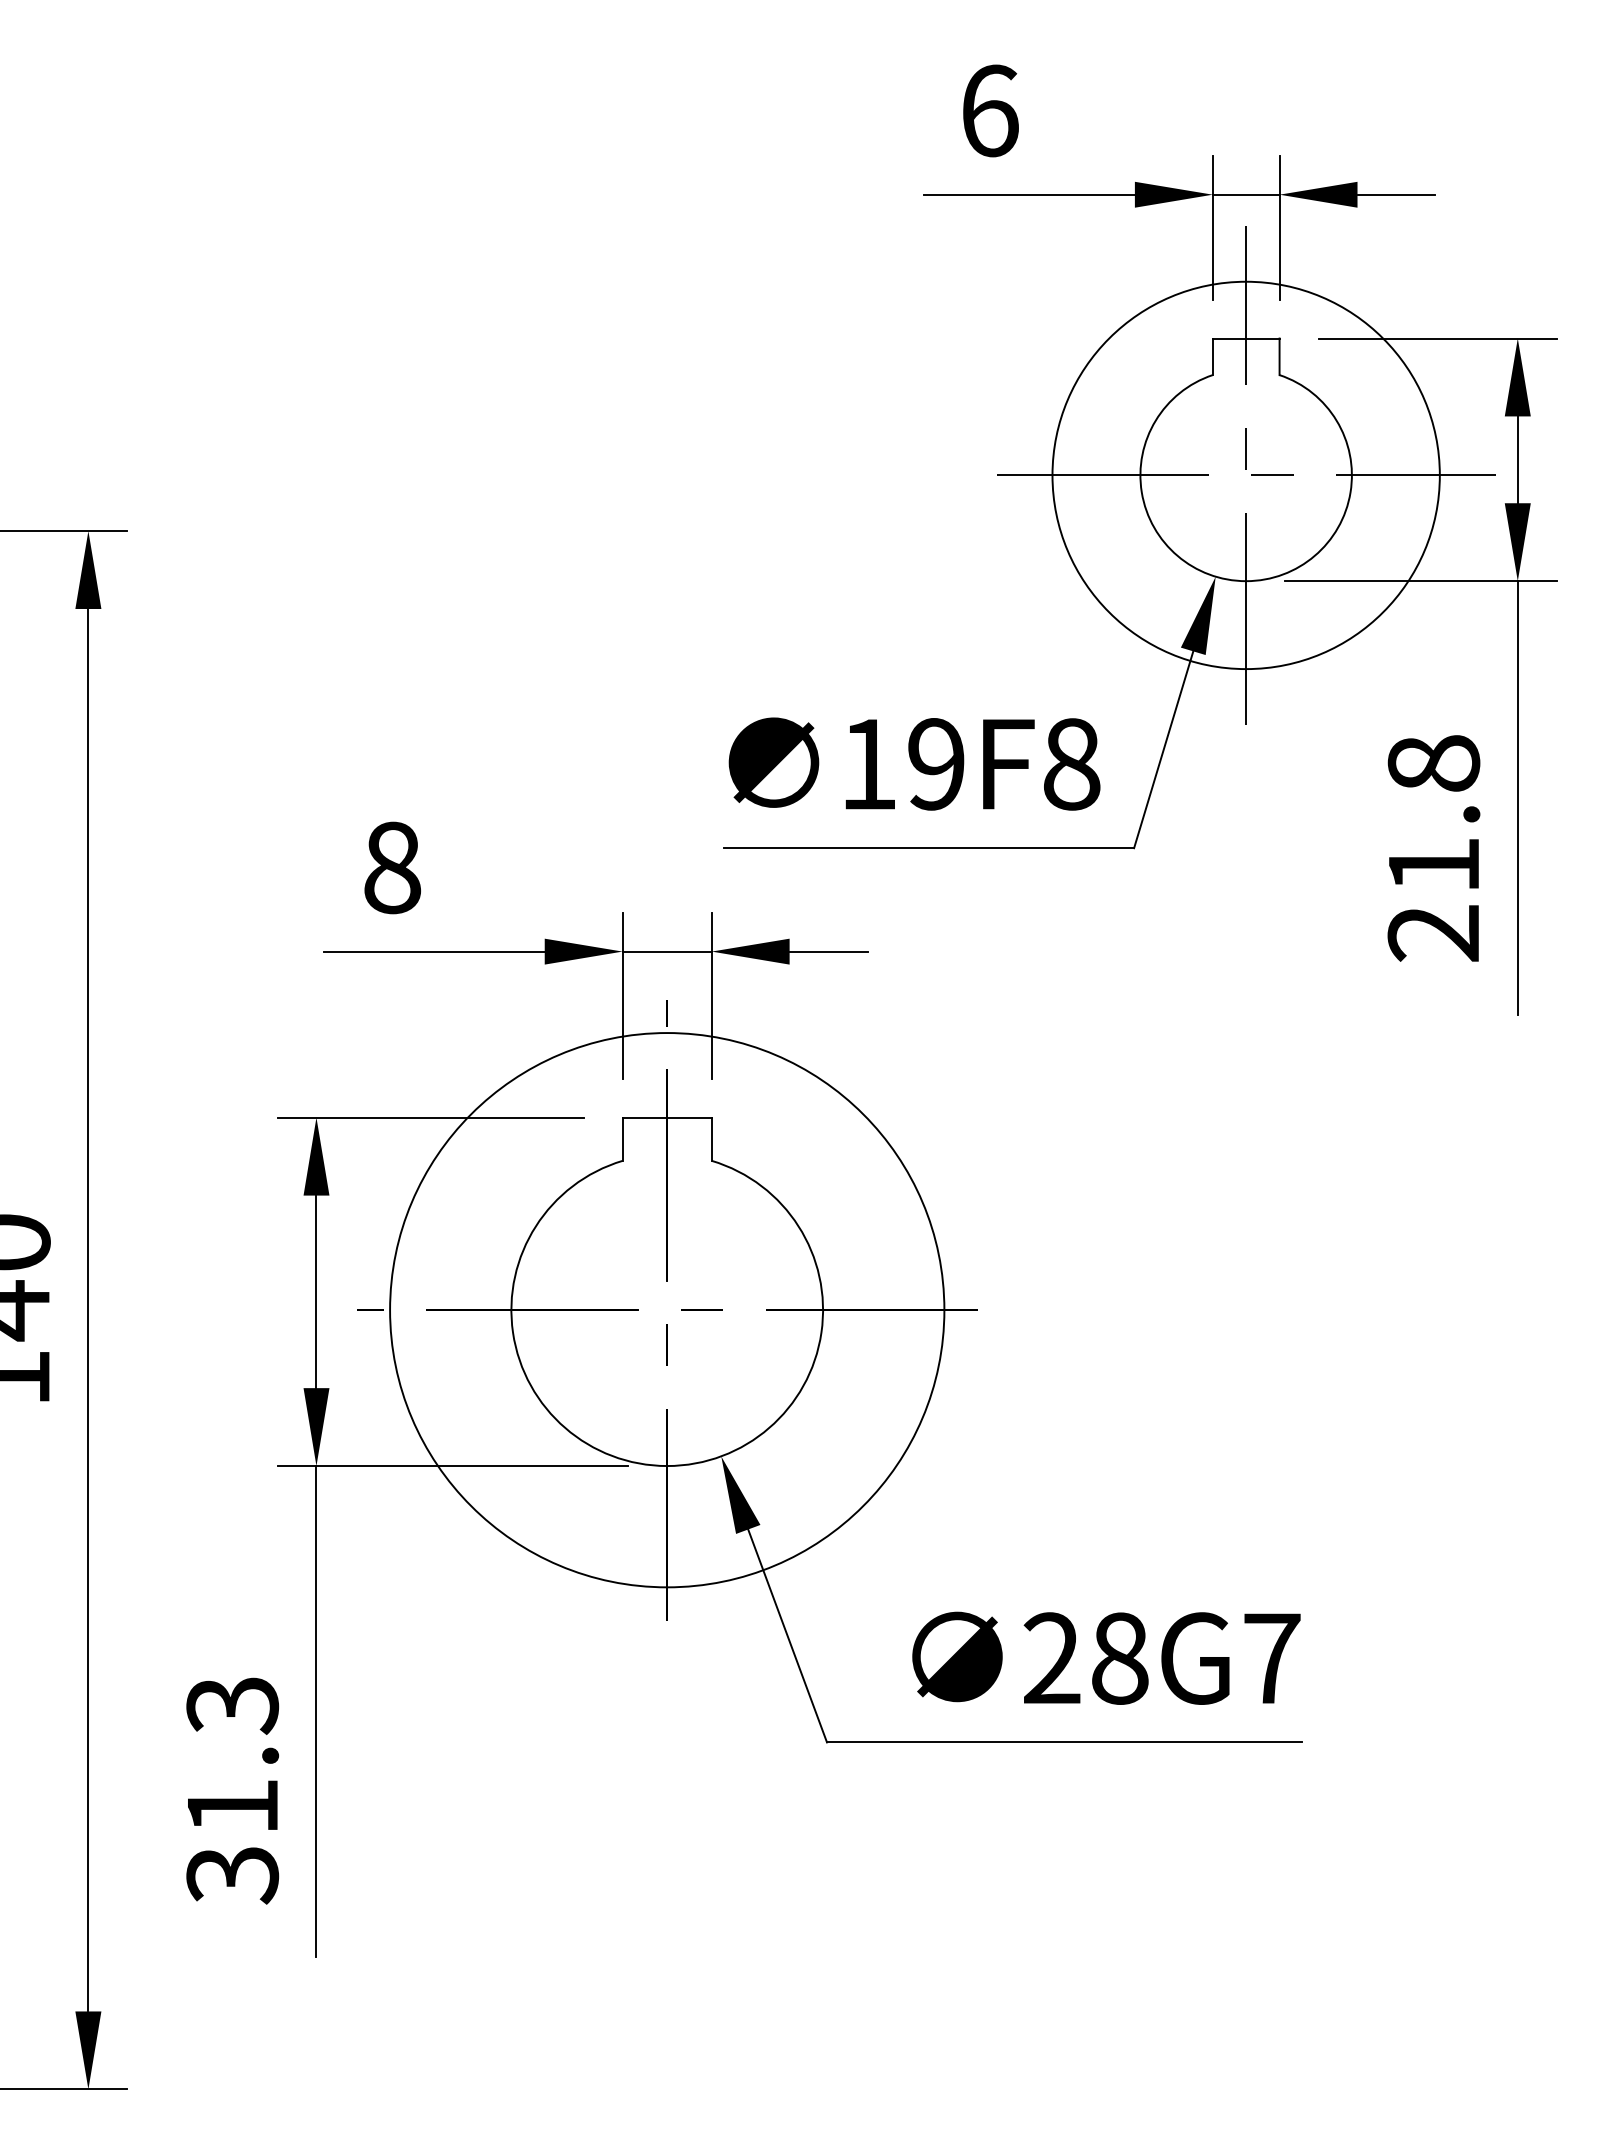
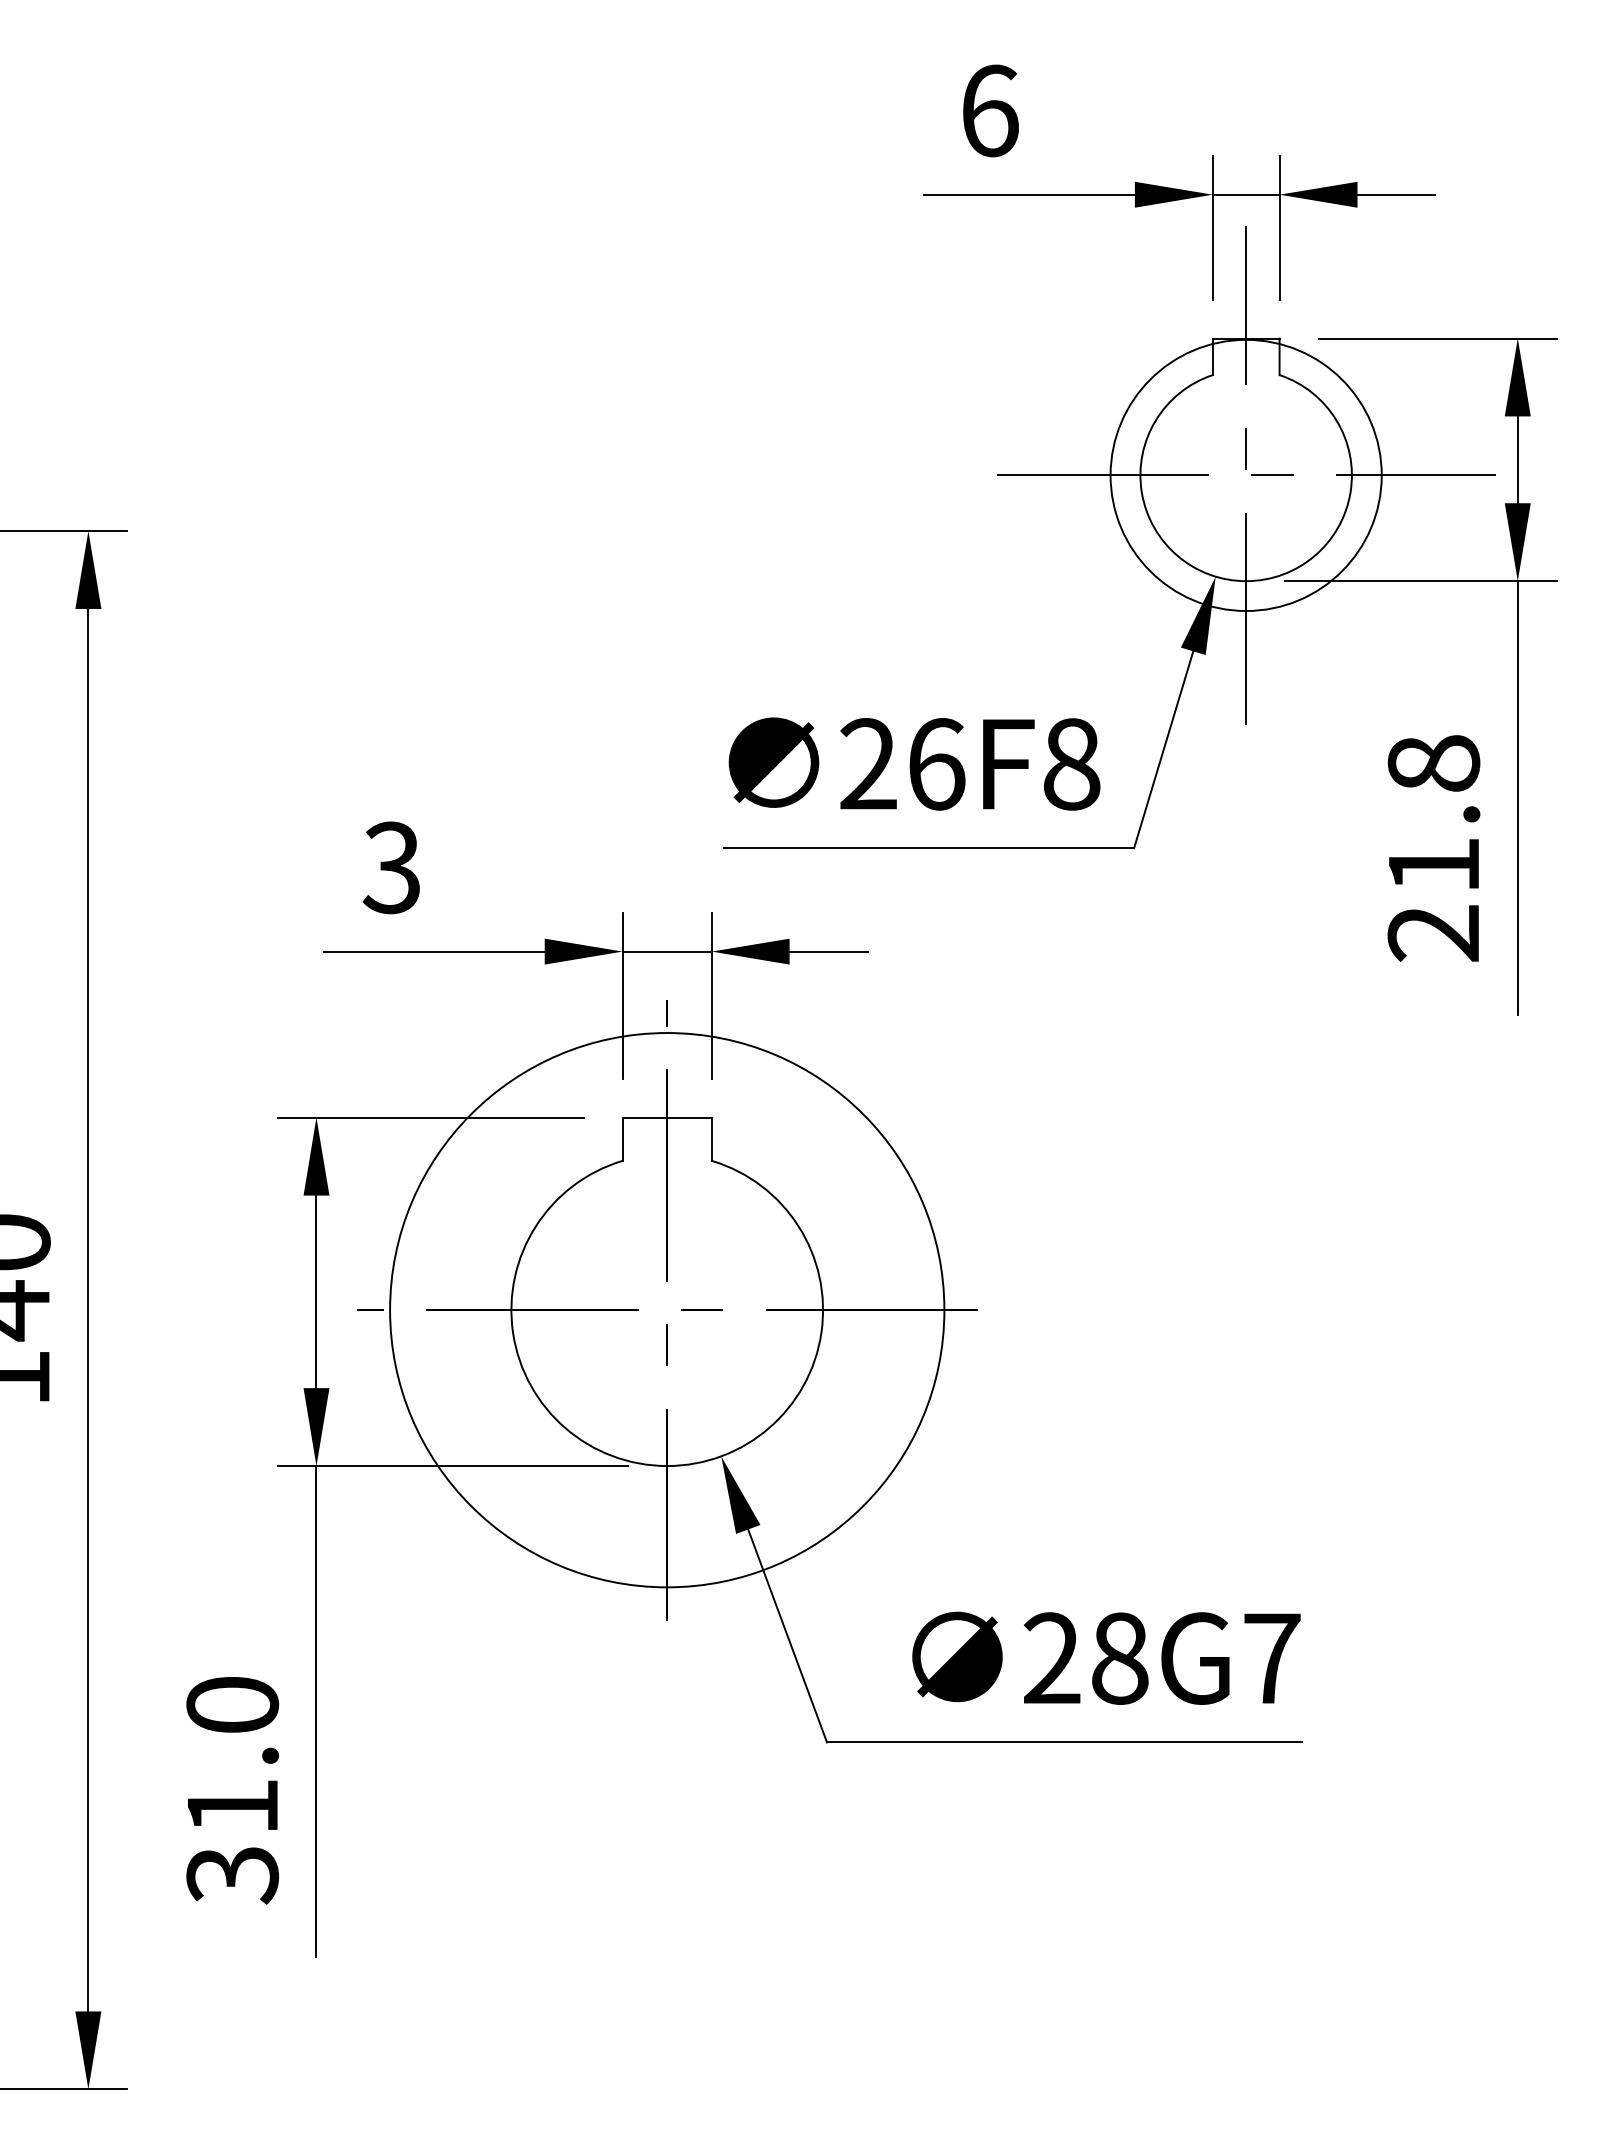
circle diameter: 387 px -> 271 px (1245, 475)
text: 19F8 -> 26F8 (902, 764)
text: 8 -> 3 (391, 867)
text: 31.3 -> 31.0 (232, 1705)
